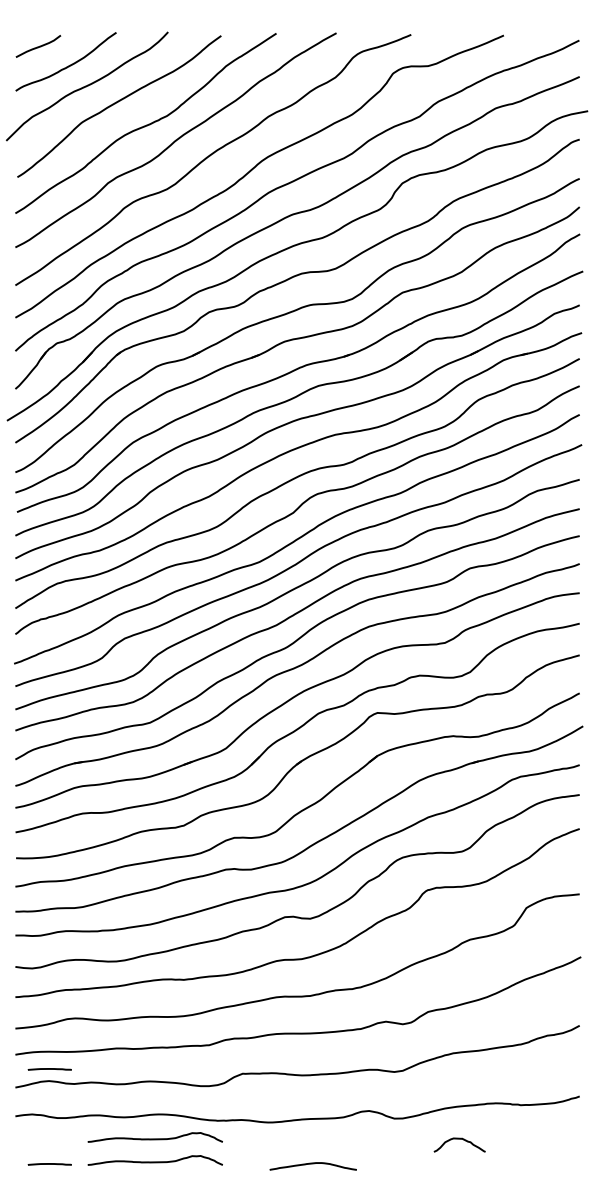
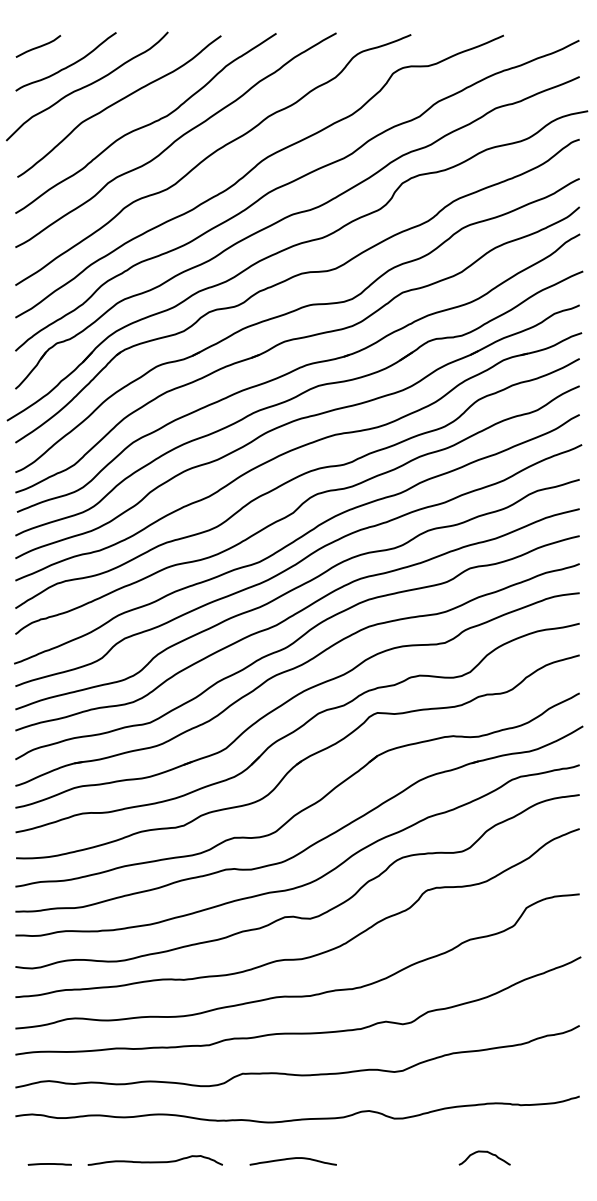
line: present -> none (49, 1069)
curve: present -> none (154, 1138)
curve position: (459, 1139) -> (484, 1152) (484, 1152)
curve position: (312, 1164) -> (292, 1159) (292, 1159)
